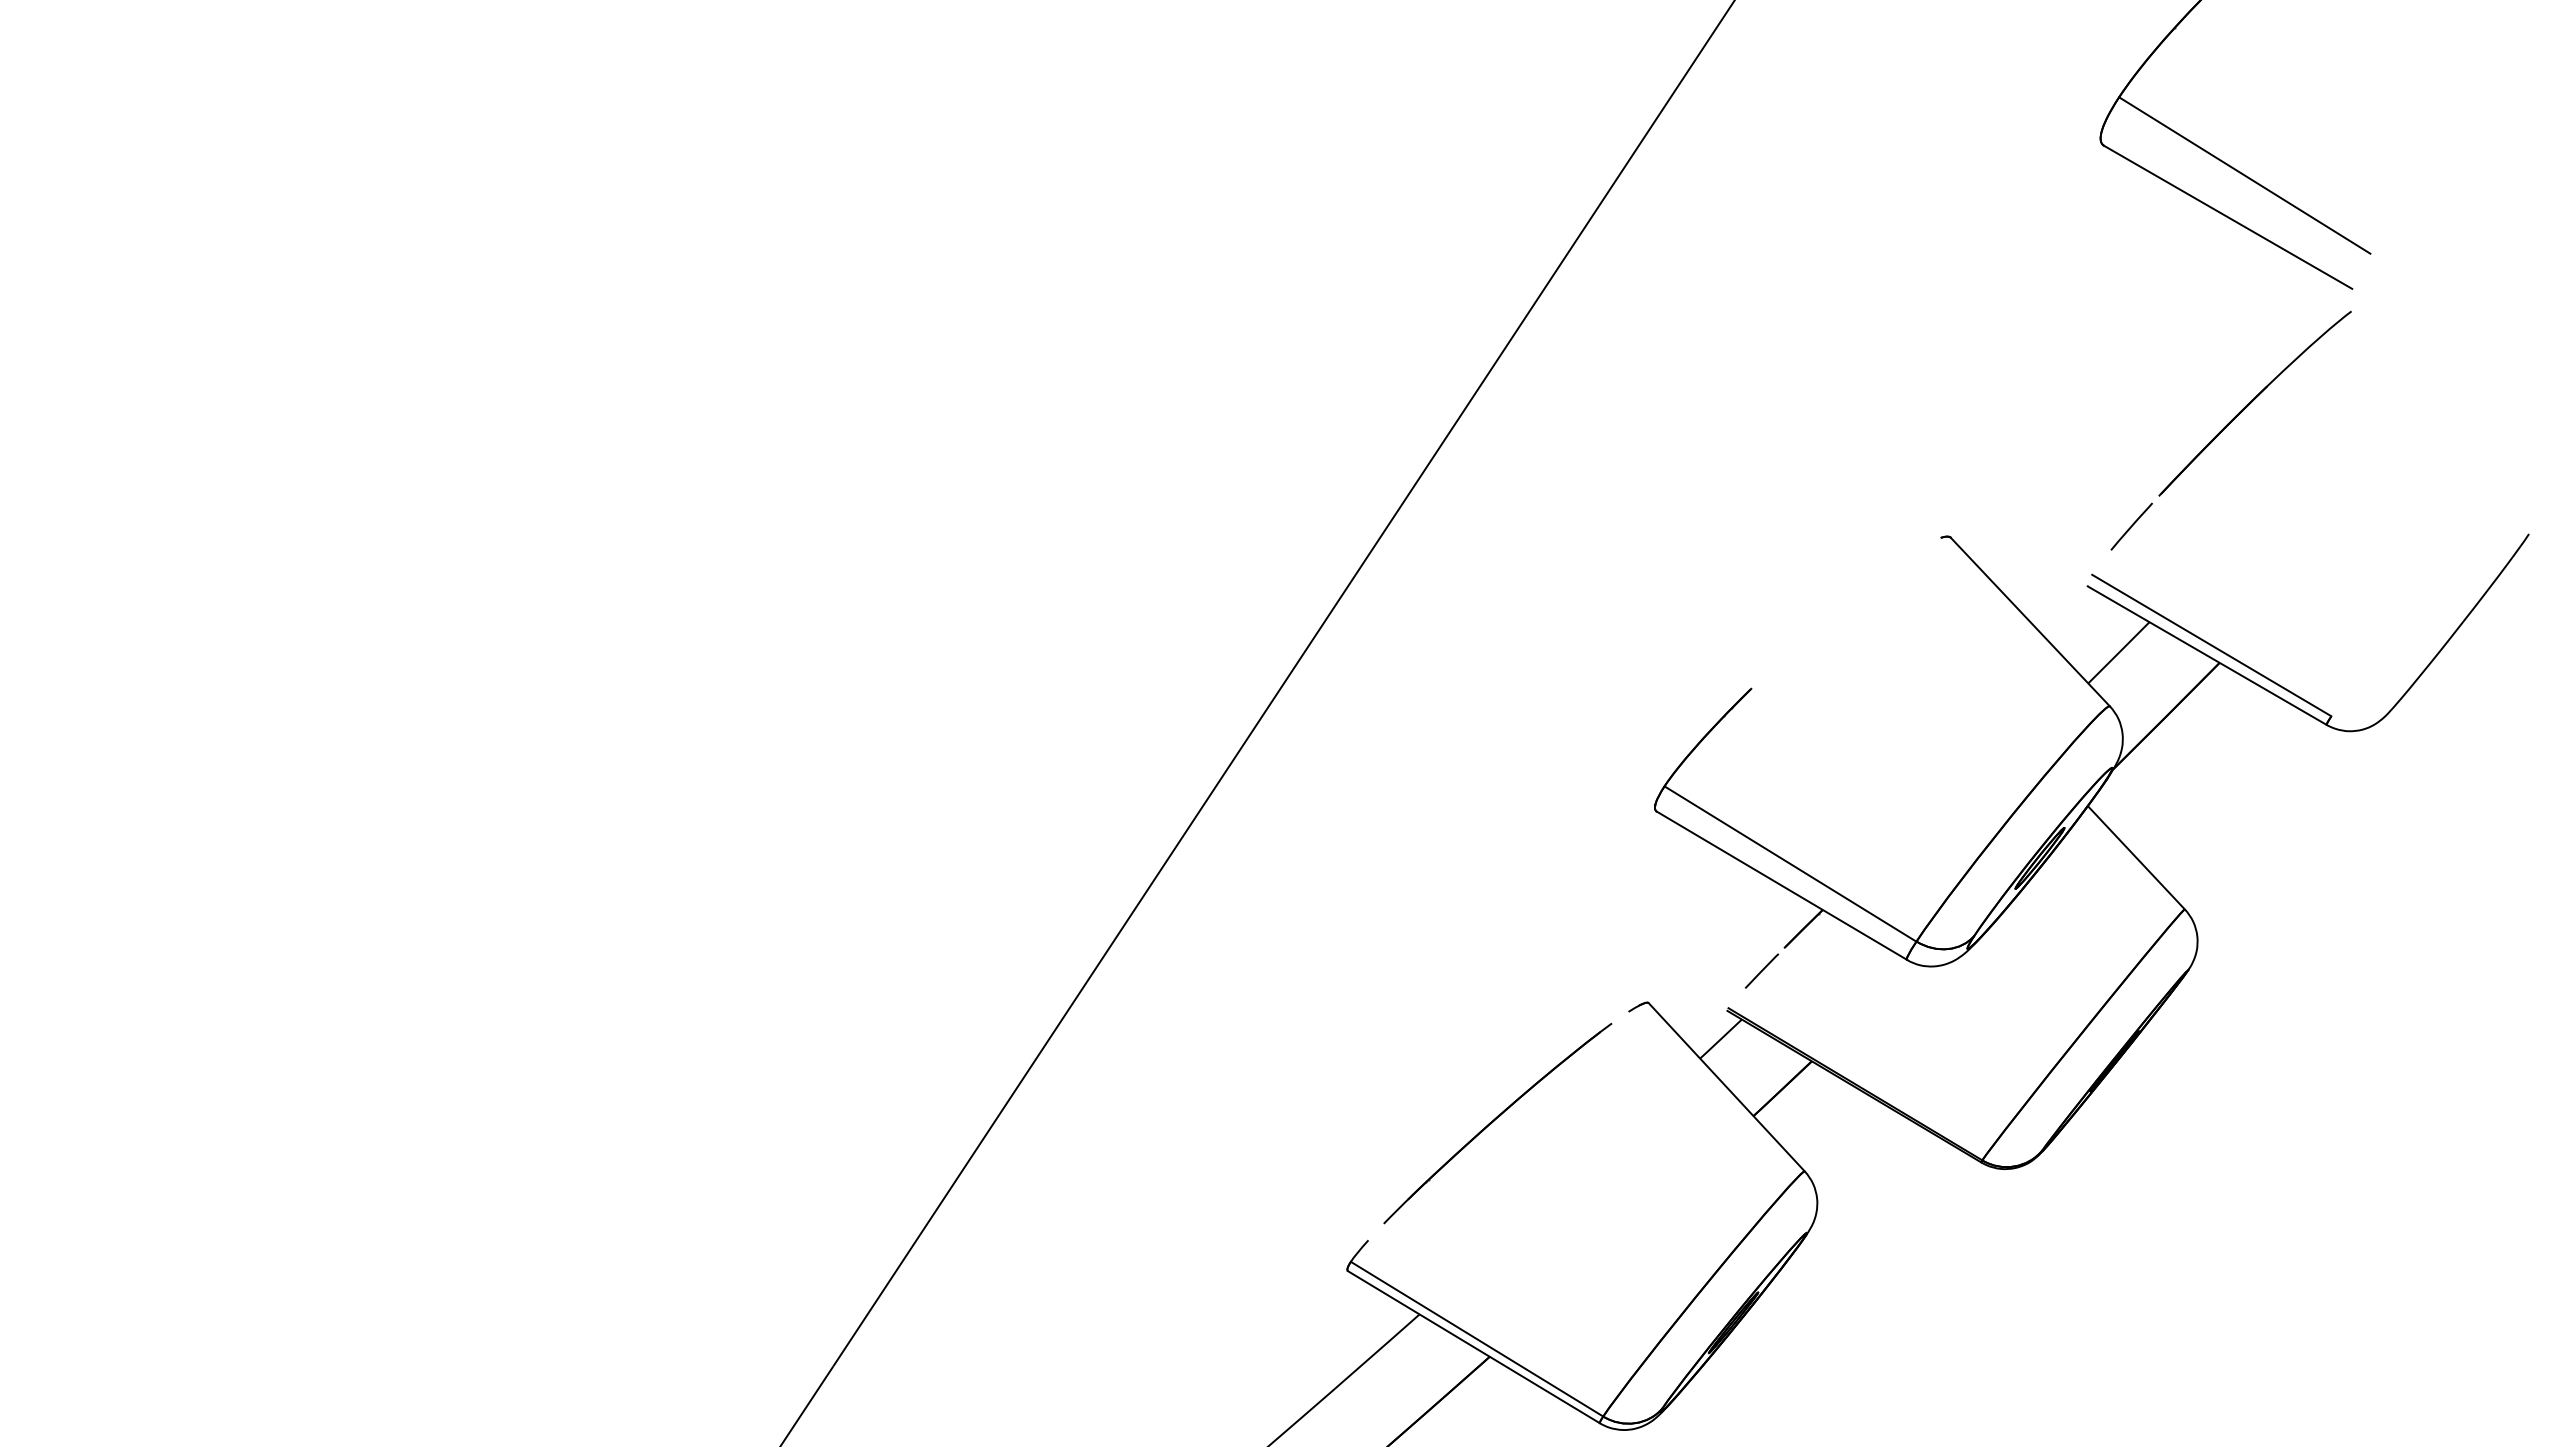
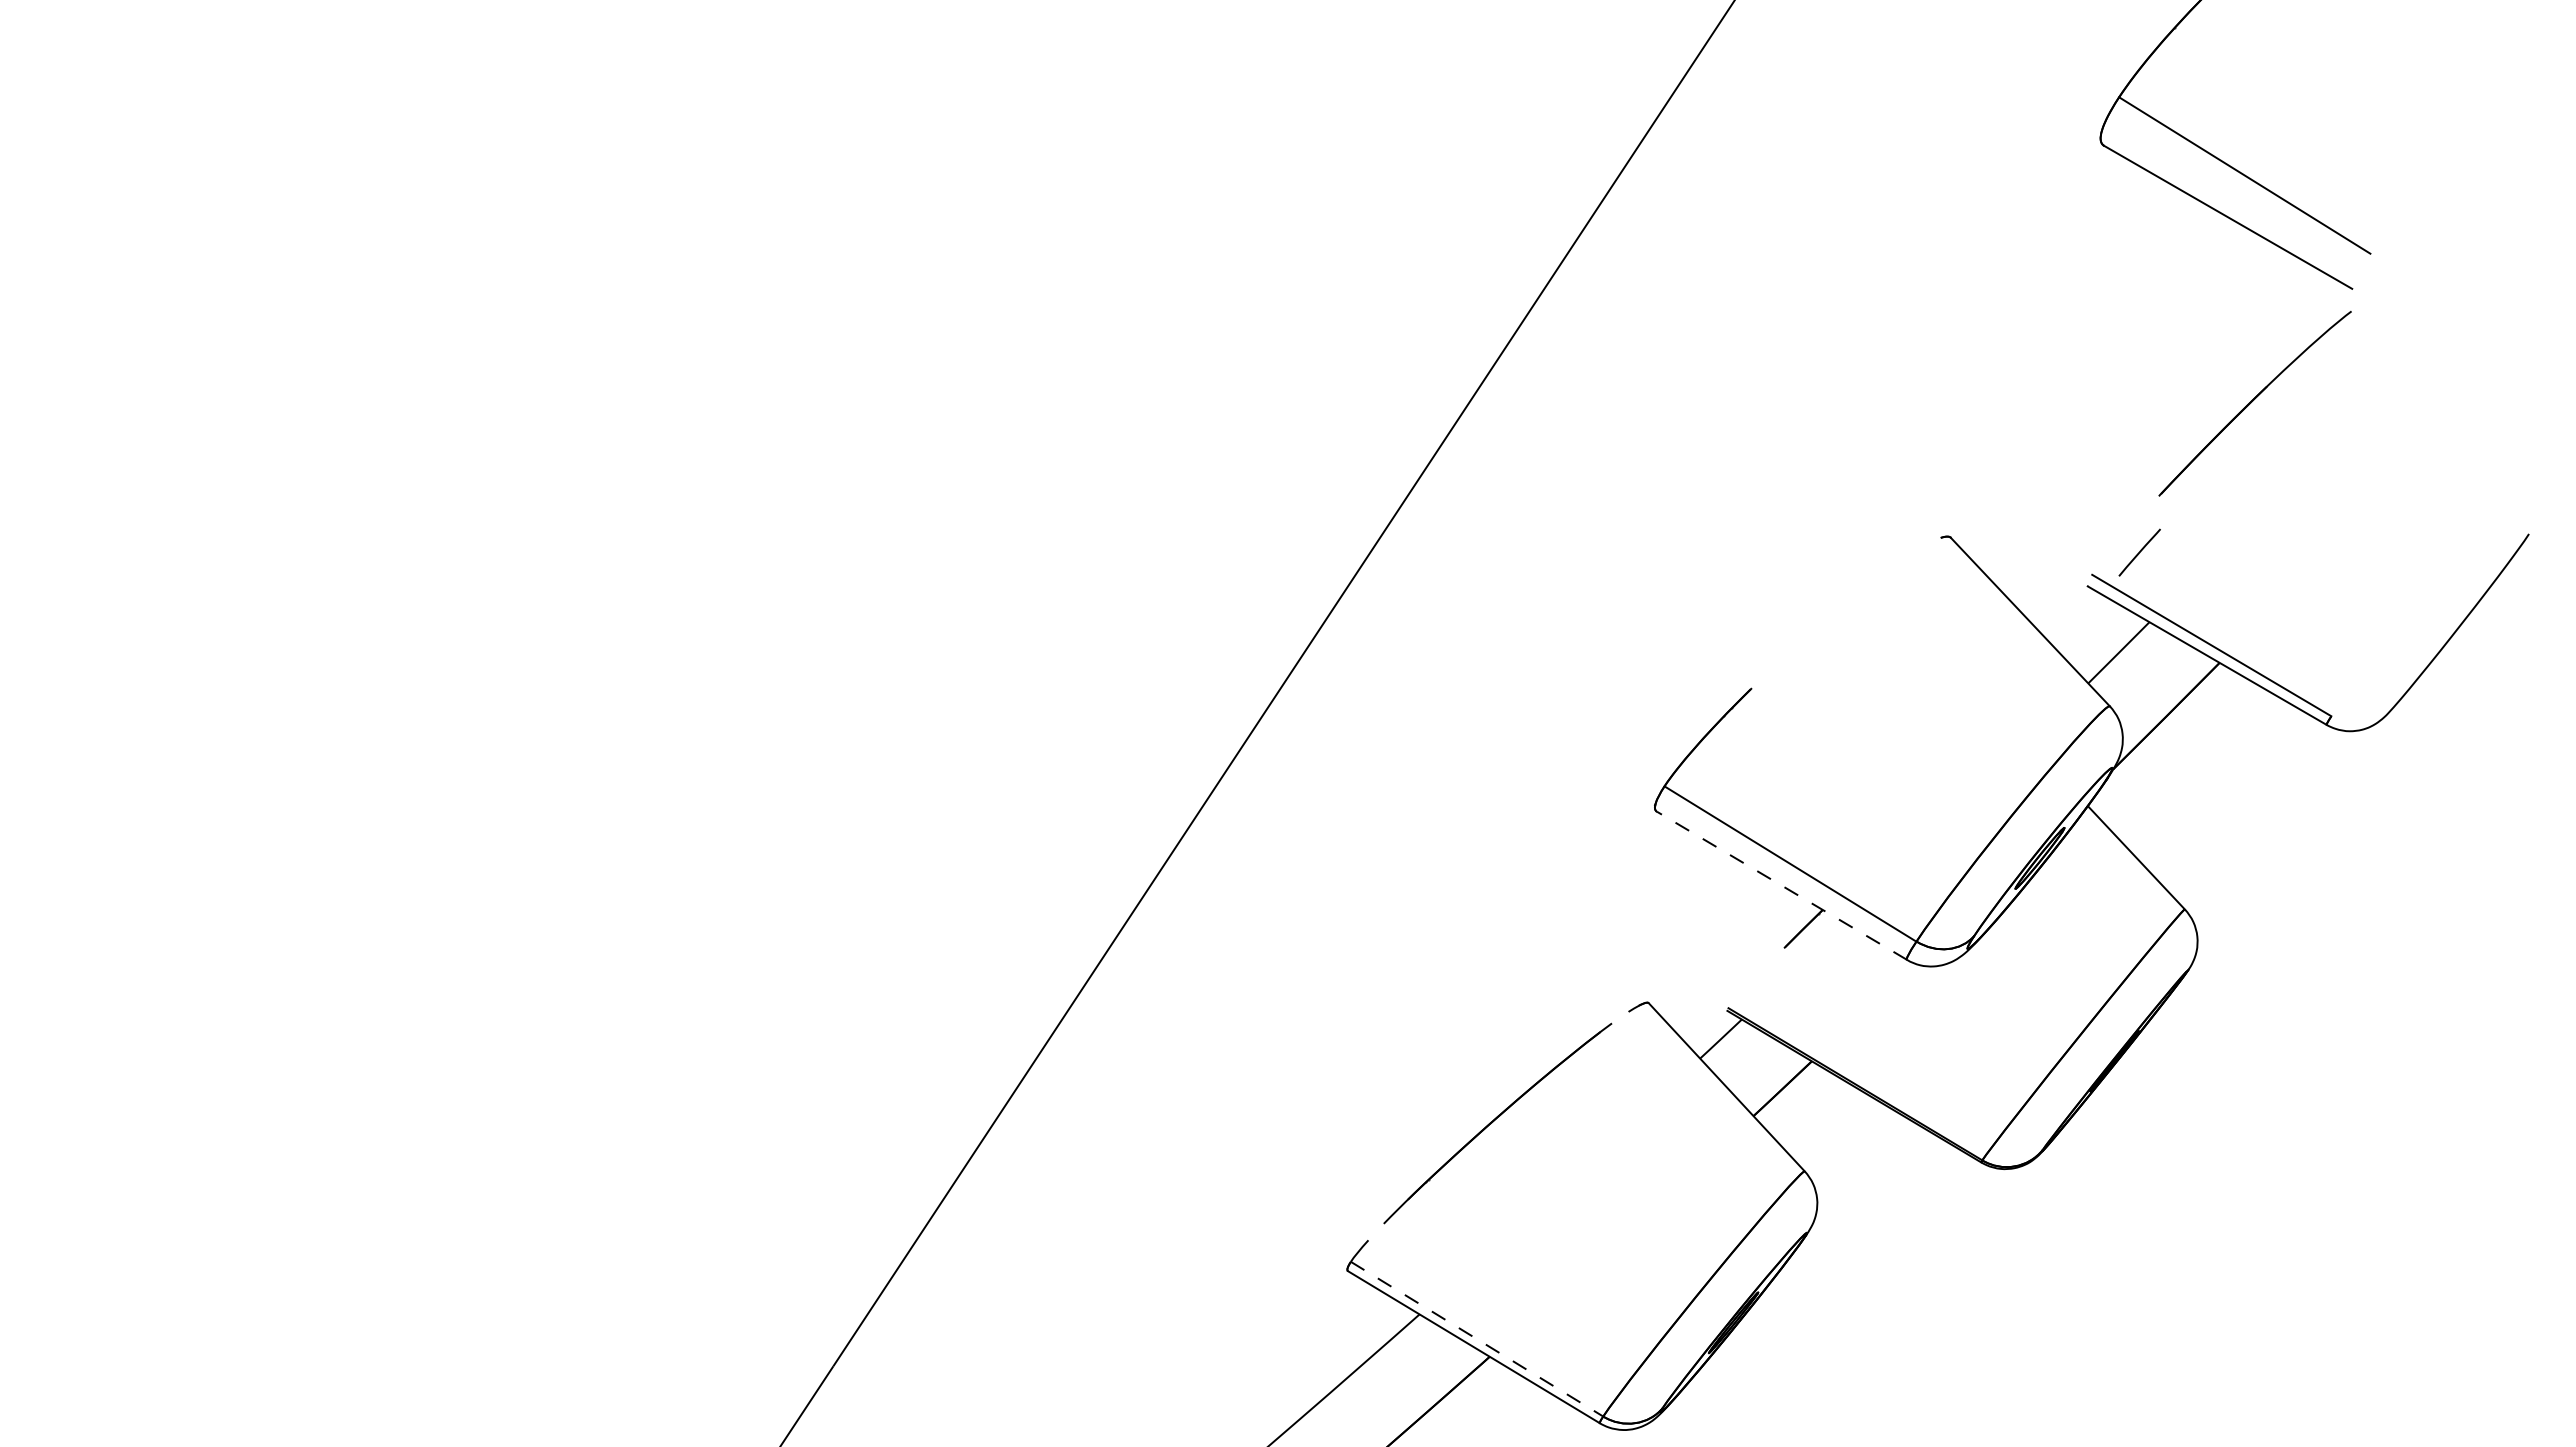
line position: (2131, 526) -> (2139, 552) (2139, 552)
line: solid -> dashed (1781, 885)
line: present -> none (1761, 970)
line: solid -> dashed (1477, 1339)
